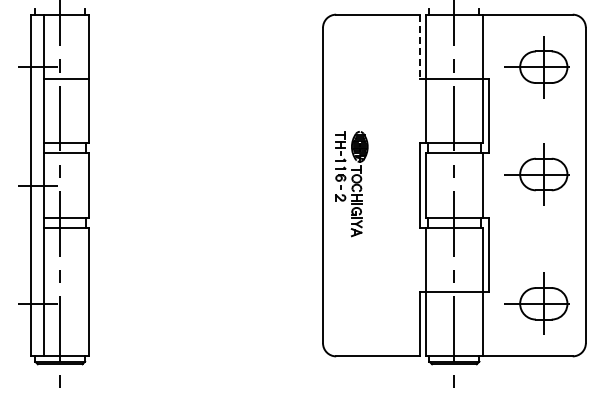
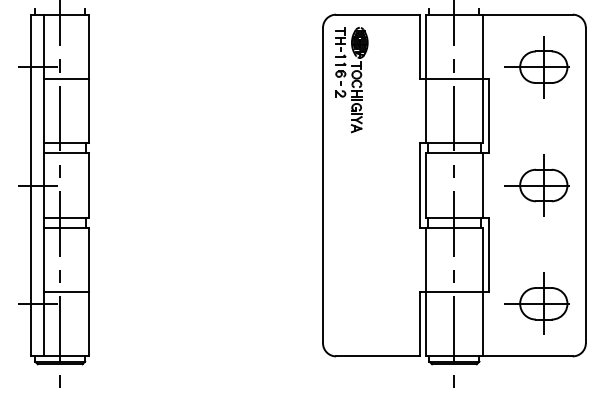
line: dashed -> solid (420, 47)
part position: (536, 174) -> (536, 185) (536, 185)
part position: (351, 184) -> (351, 80) (351, 80)
line: none -> present (66, 291)
